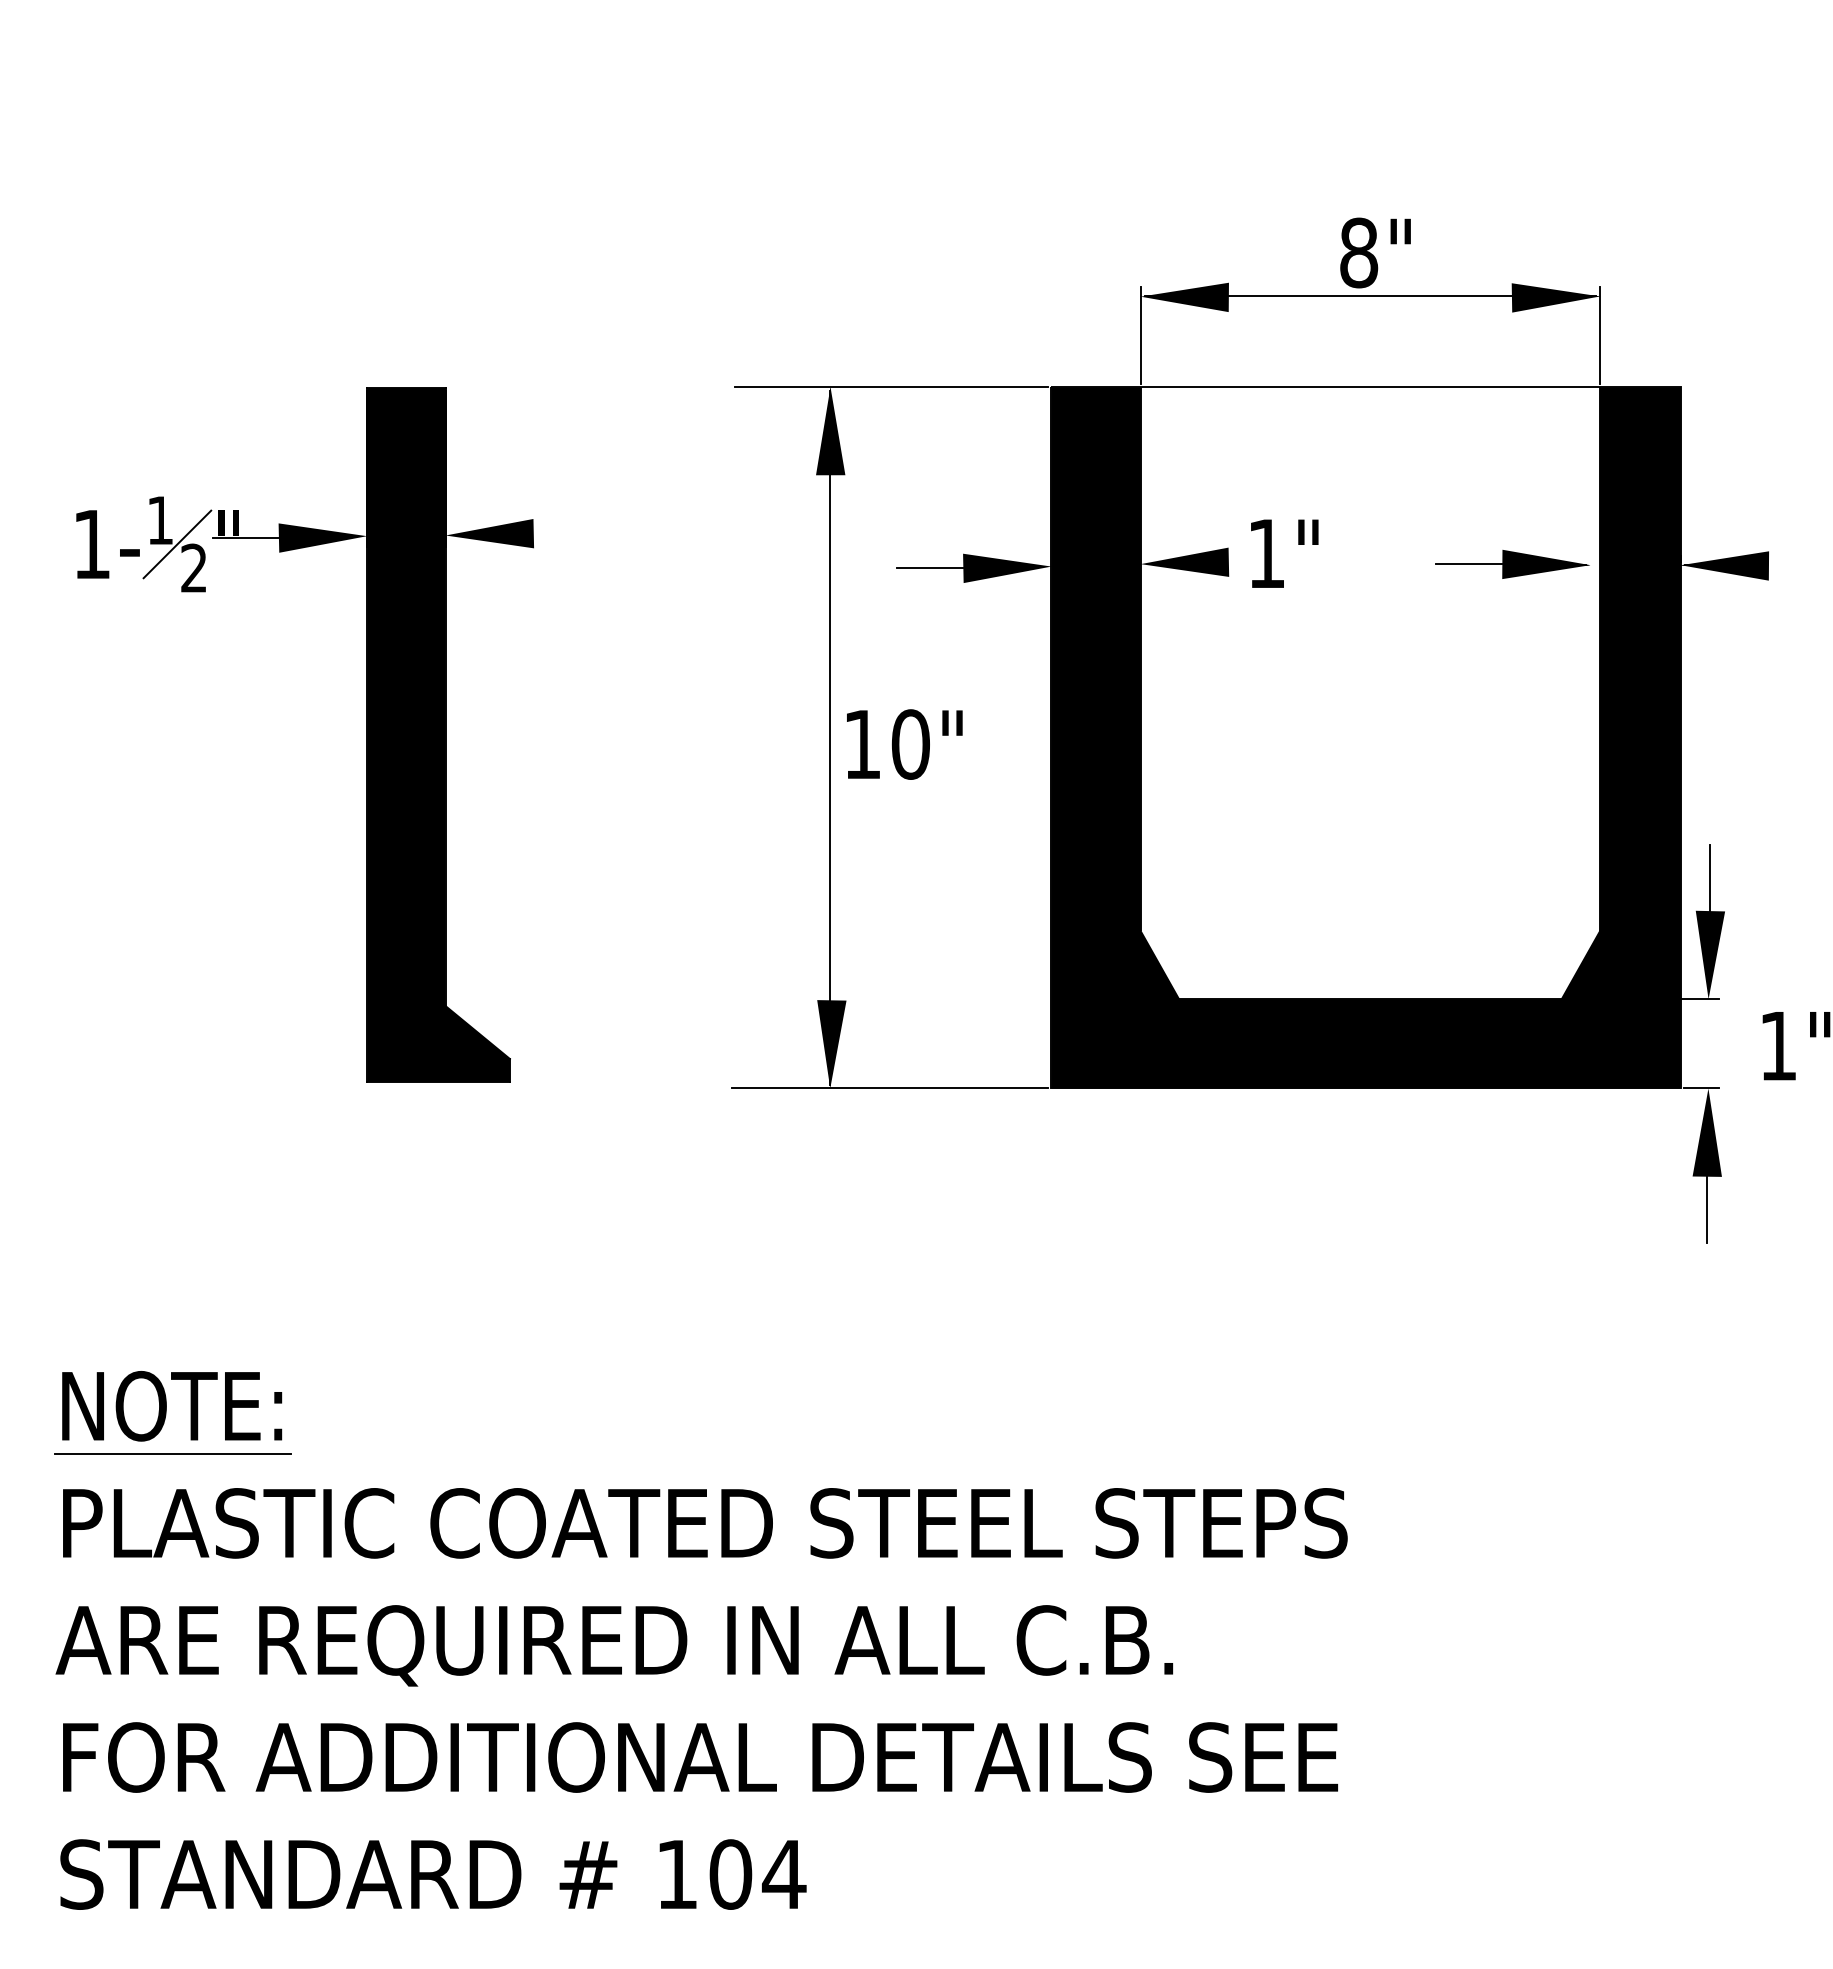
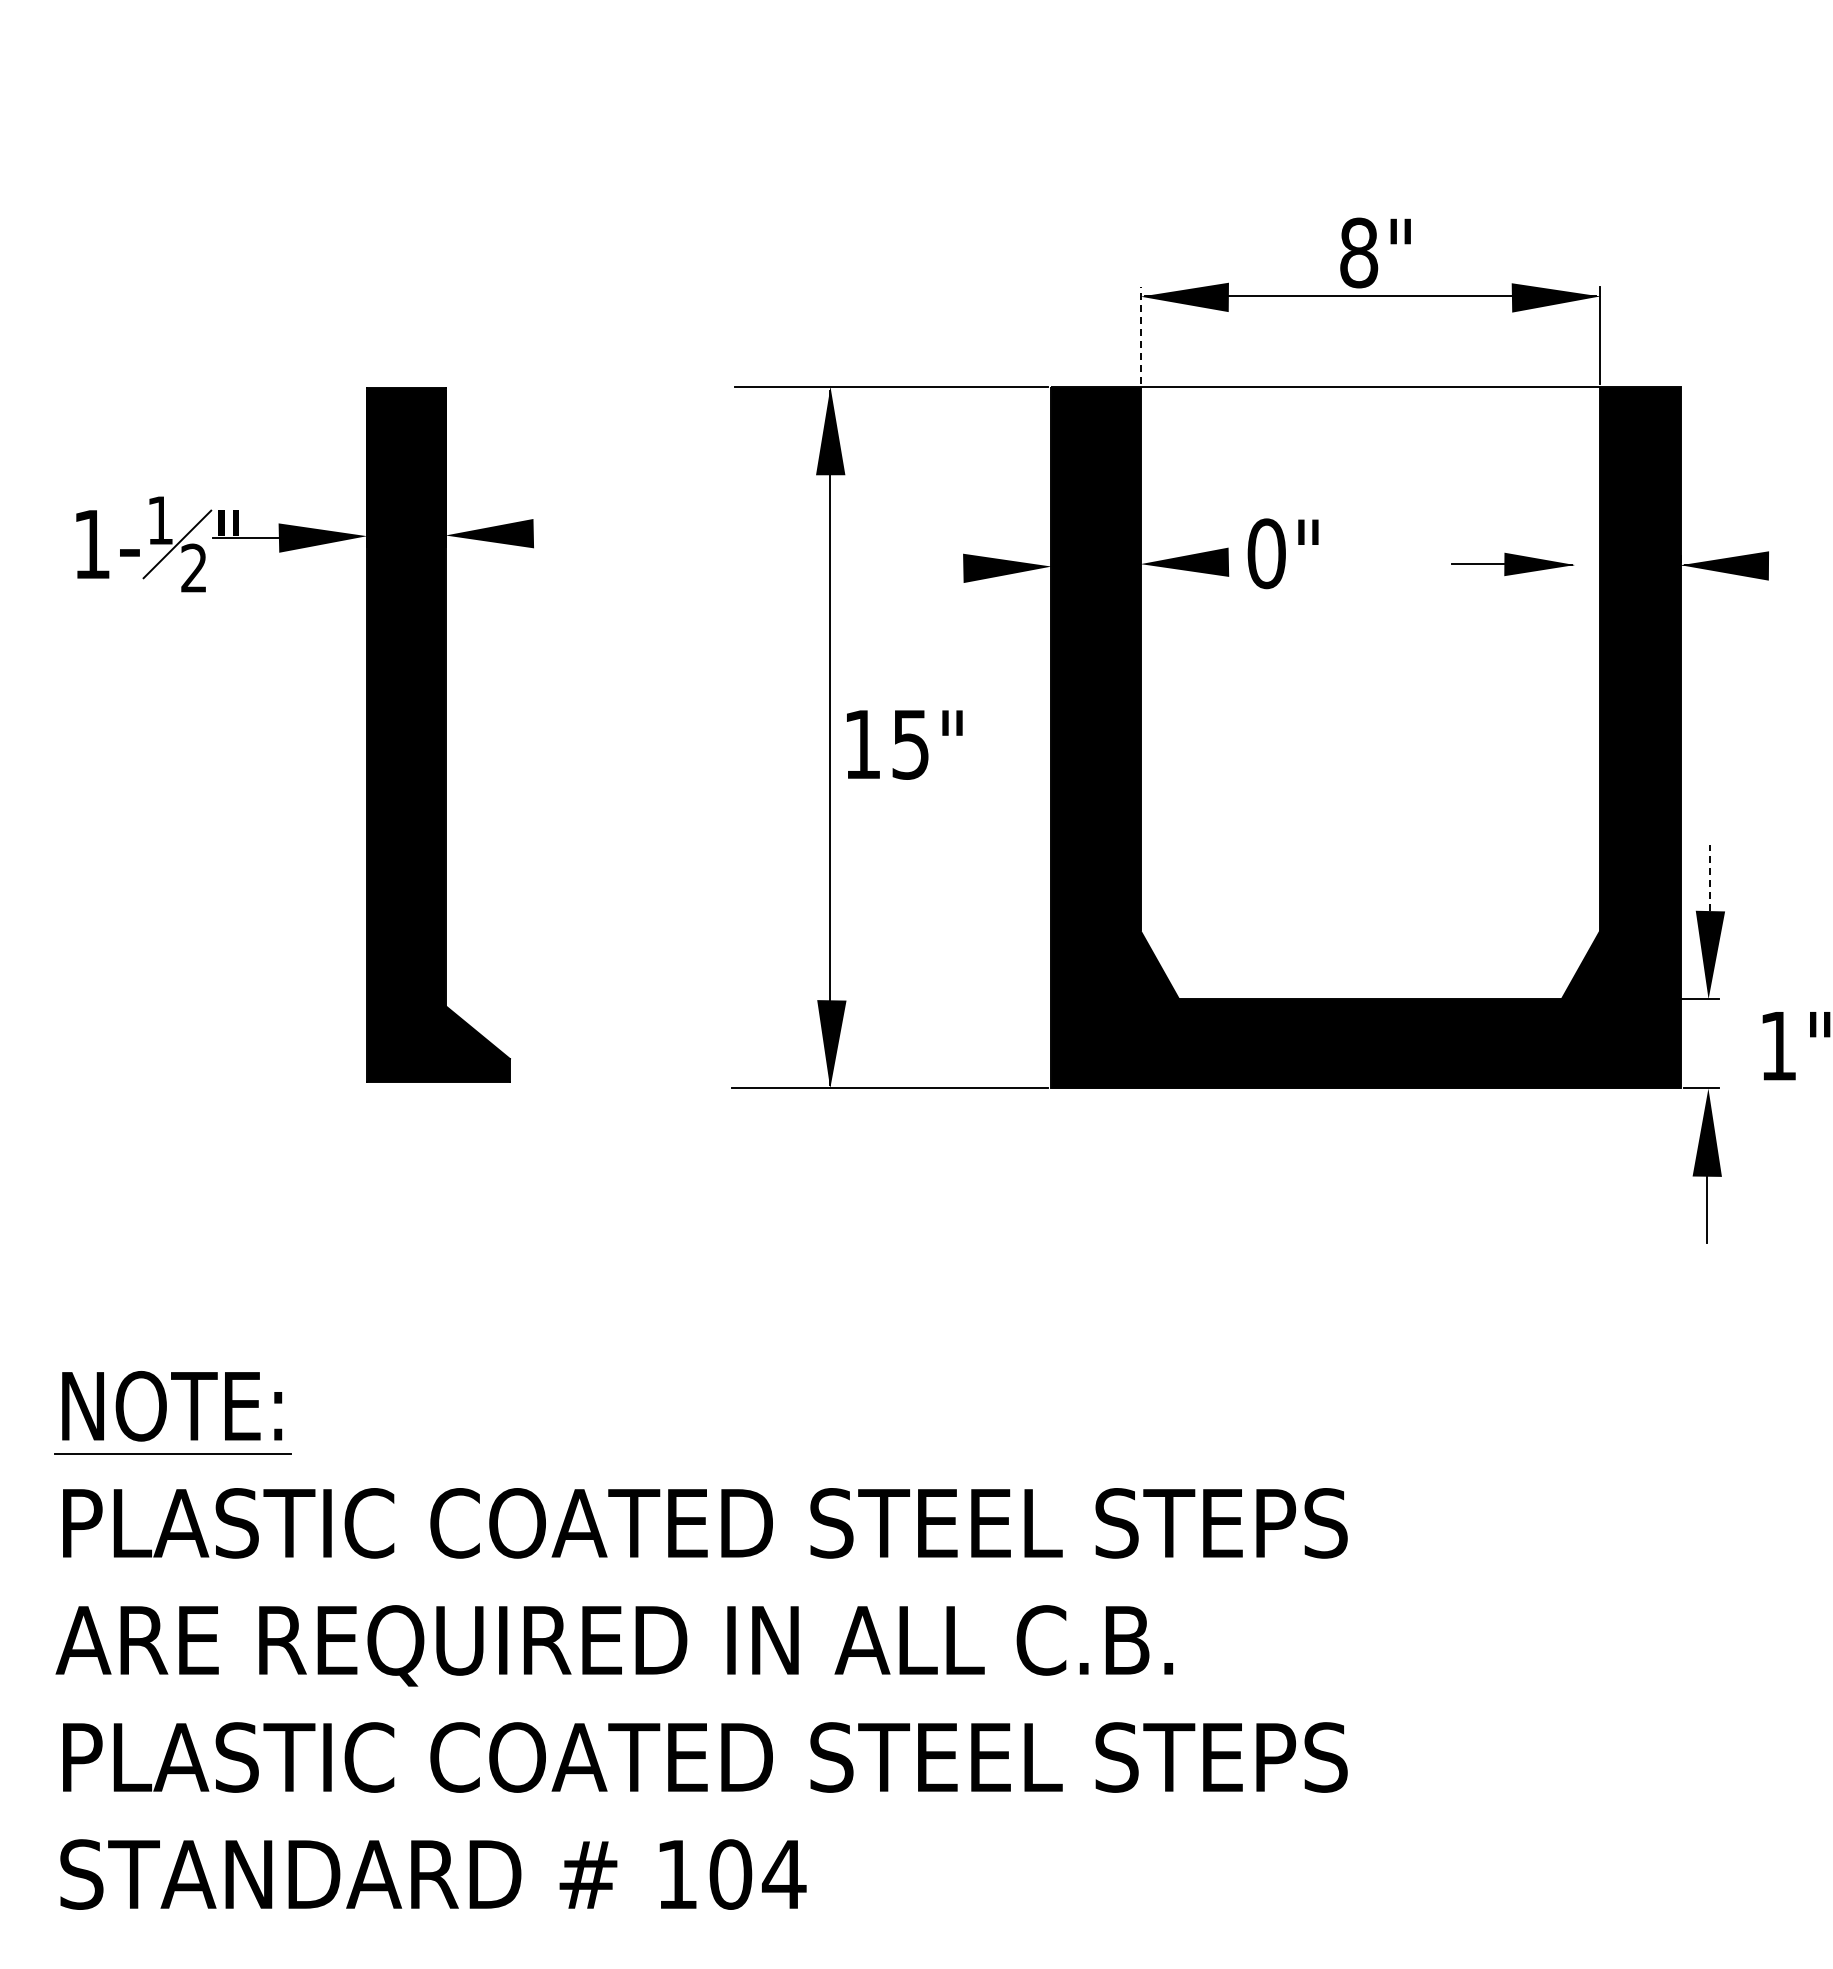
line: solid -> dashed (1140, 335)
text: 1" -> 0" (1266, 553)
part size: 155x29 px -> 124x24 px (1512, 563)
line: present -> none (930, 568)
text: 10" -> 15" (910, 744)
line: solid -> dashed (1710, 878)
text: FOR ADDITIONAL DETAILS SEE -> PLASTIC COATED STEEL STEPS (709, 1757)
